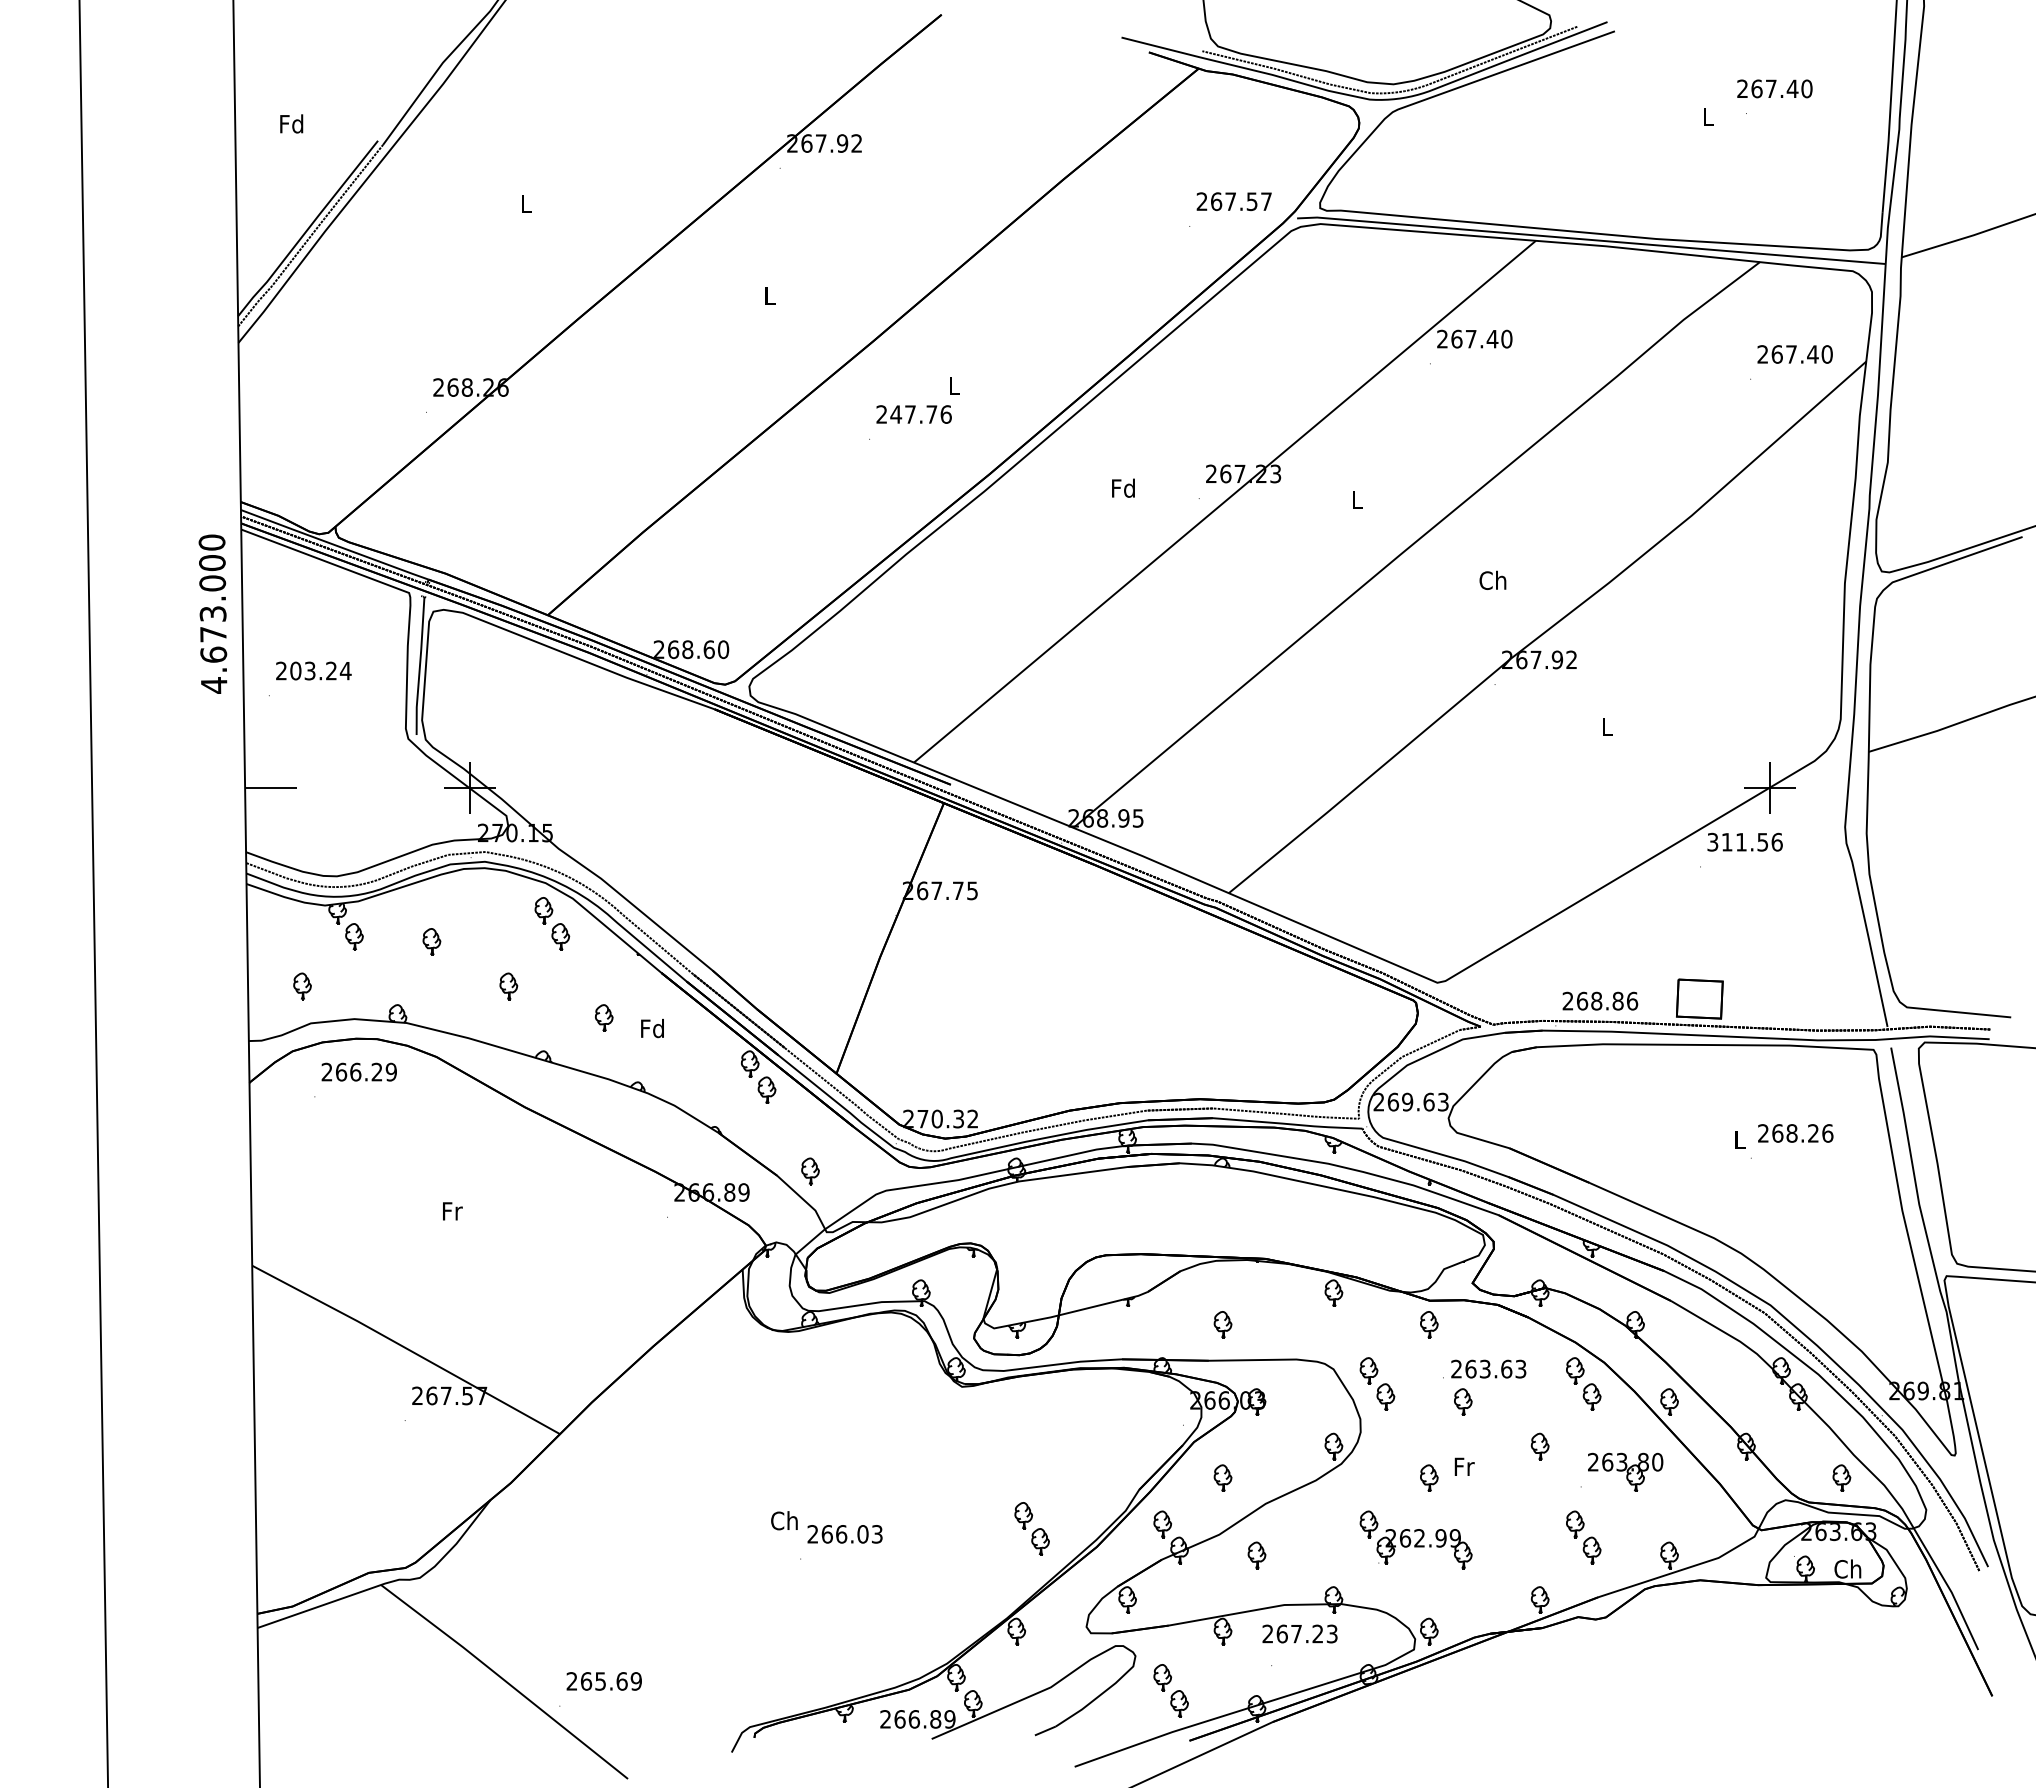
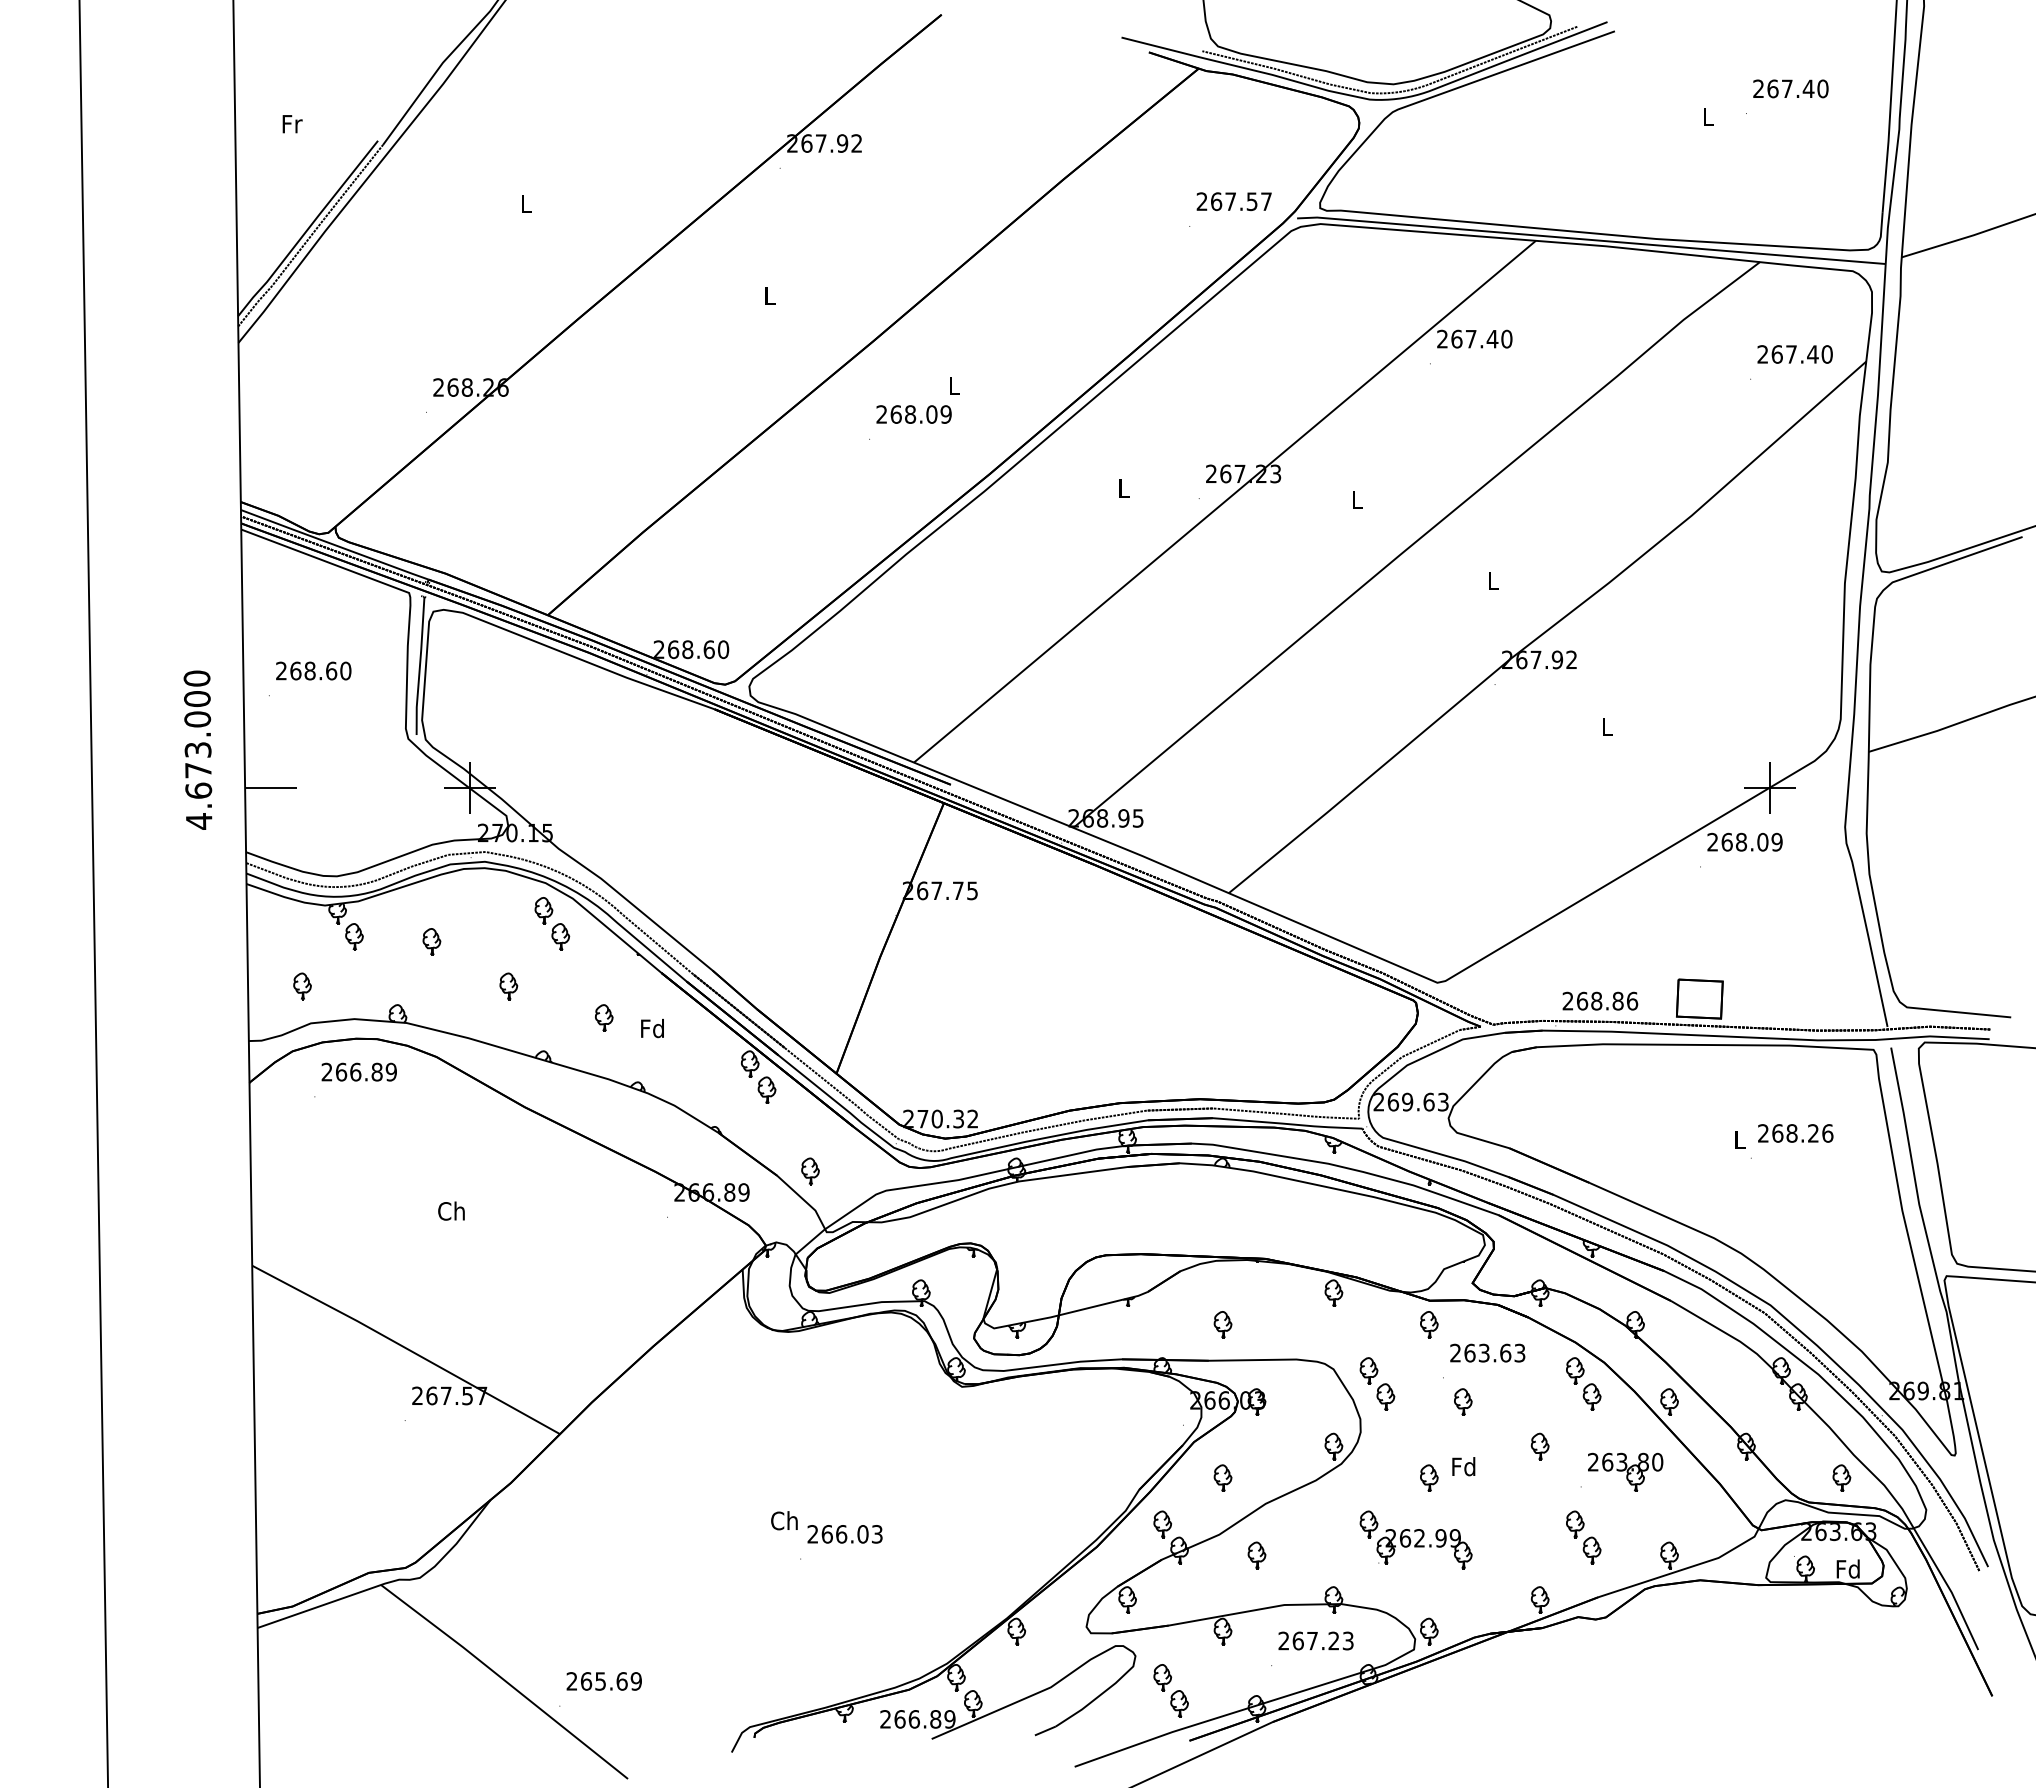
text position: (1774, 88) -> (1790, 88) (1790, 88)
text: Fd -> Fr (291, 123)
text: 247.76 -> 268.09 (920, 414)
text: Fd -> L (1123, 487)
text: Ch -> L (1492, 580)
text position: (212, 613) -> (197, 749) (197, 749)
text: 203.24 -> 268.60 (320, 670)
text: 311.56 -> 268.09 (1744, 841)
text: 266.29 -> 266.89 (376, 1071)
text: Fr -> Ch (451, 1210)
text position: (1488, 1368) -> (1487, 1352) (1487, 1352)
text: Fr -> Fd (1463, 1466)
part: present -> none (1031, 1528)
text: Ch -> Fd (1847, 1568)
text position: (1299, 1633) -> (1315, 1640) (1315, 1640)
